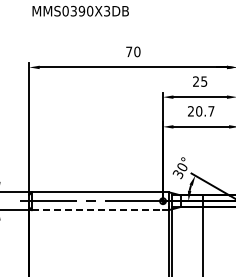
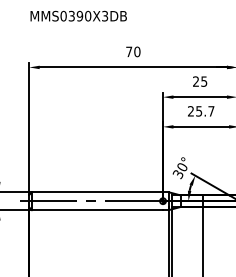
text position: (80, 10) -> (78, 15) (78, 15)
text: 20.7 -> 25.7 (199, 111)
line: dashed -> solid (97, 210)
